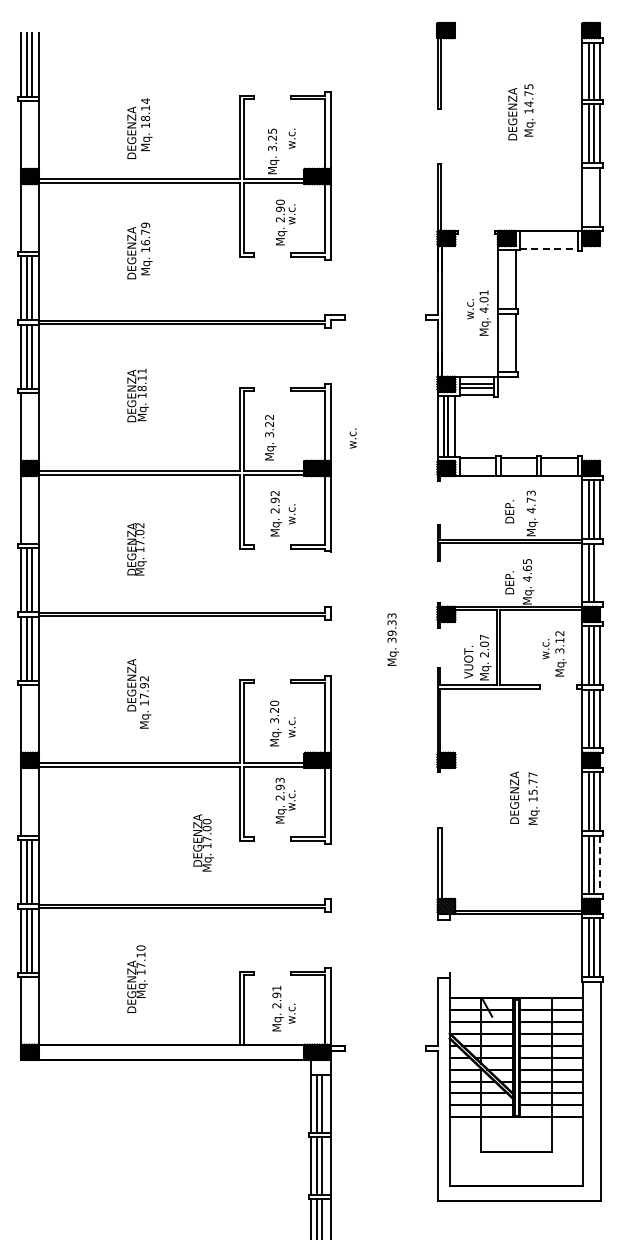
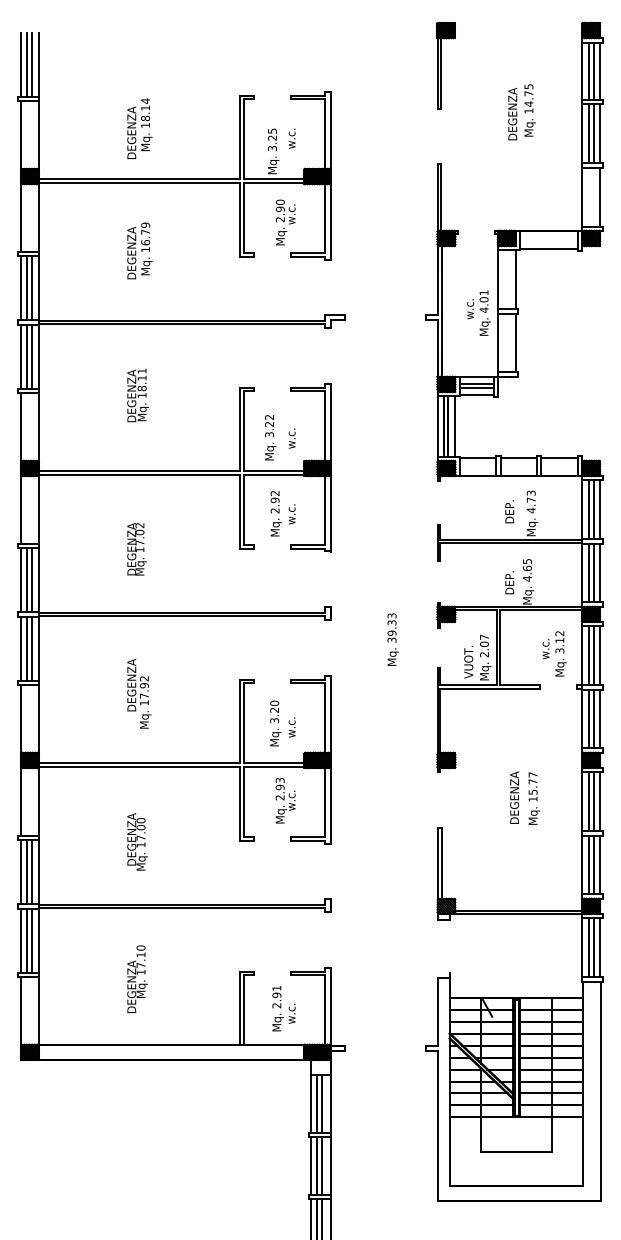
line: dashed -> solid (548, 248)
text position: (352, 438) -> (291, 438) (291, 438)
line: none -> present (599, 572)
text position: (203, 842) -> (137, 841) (137, 841)
line: dashed -> solid (599, 865)
